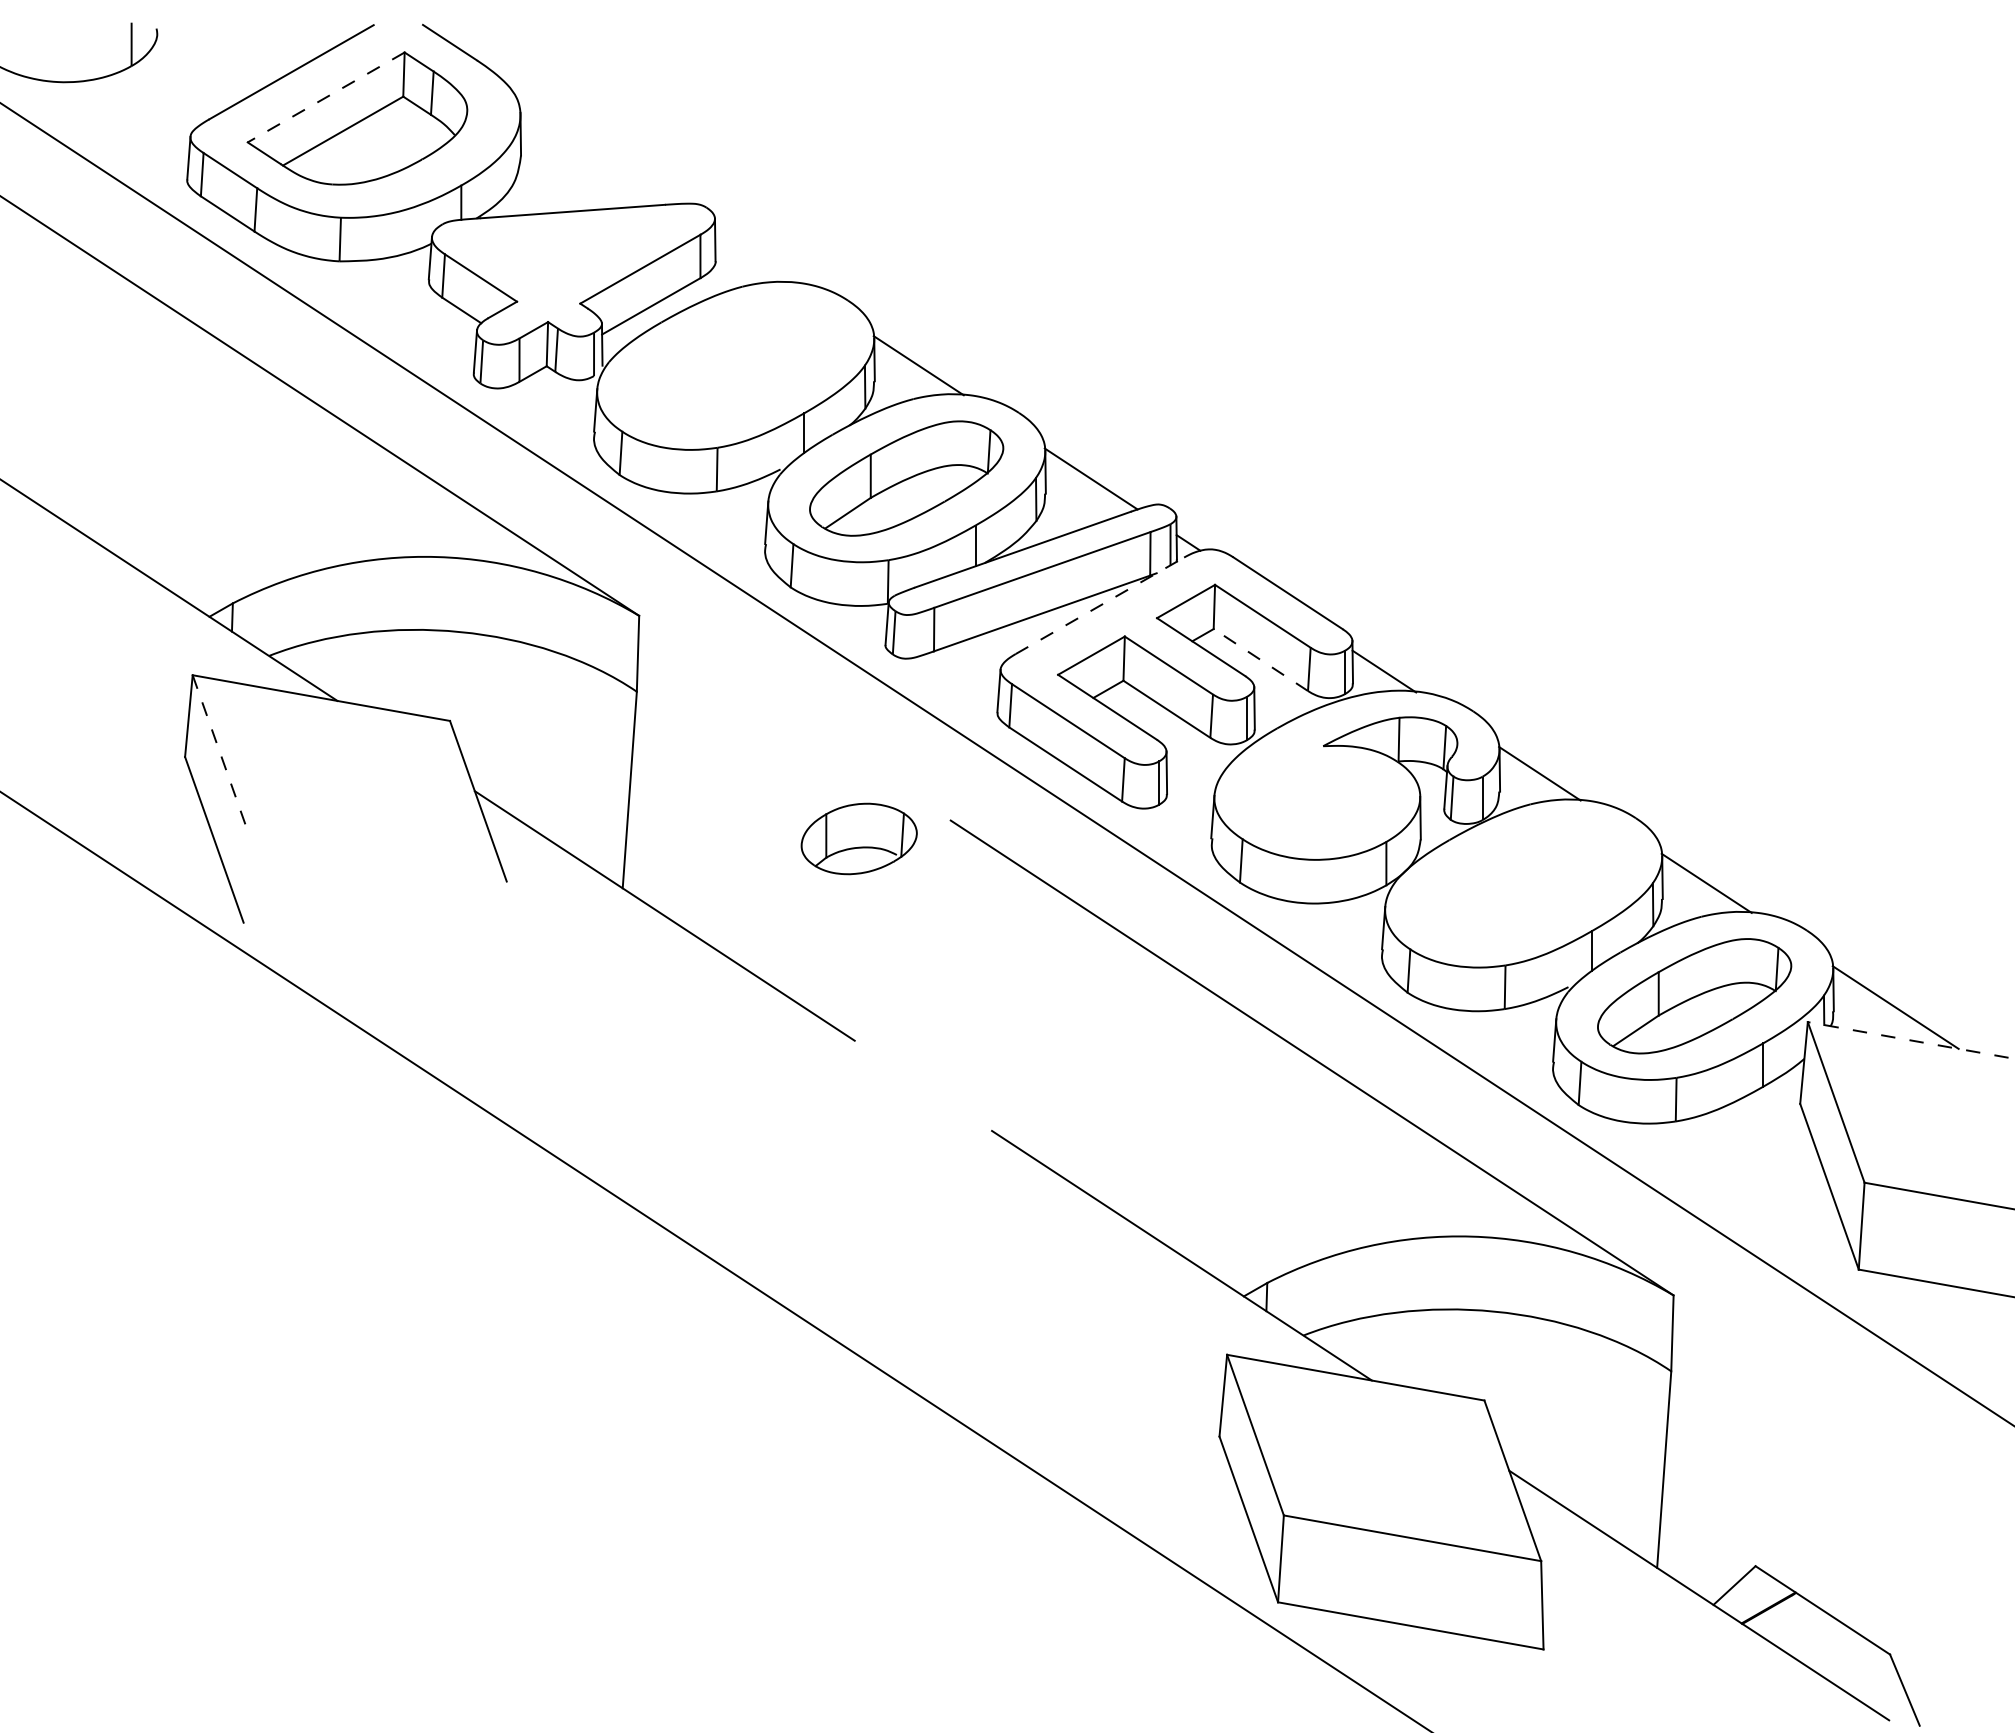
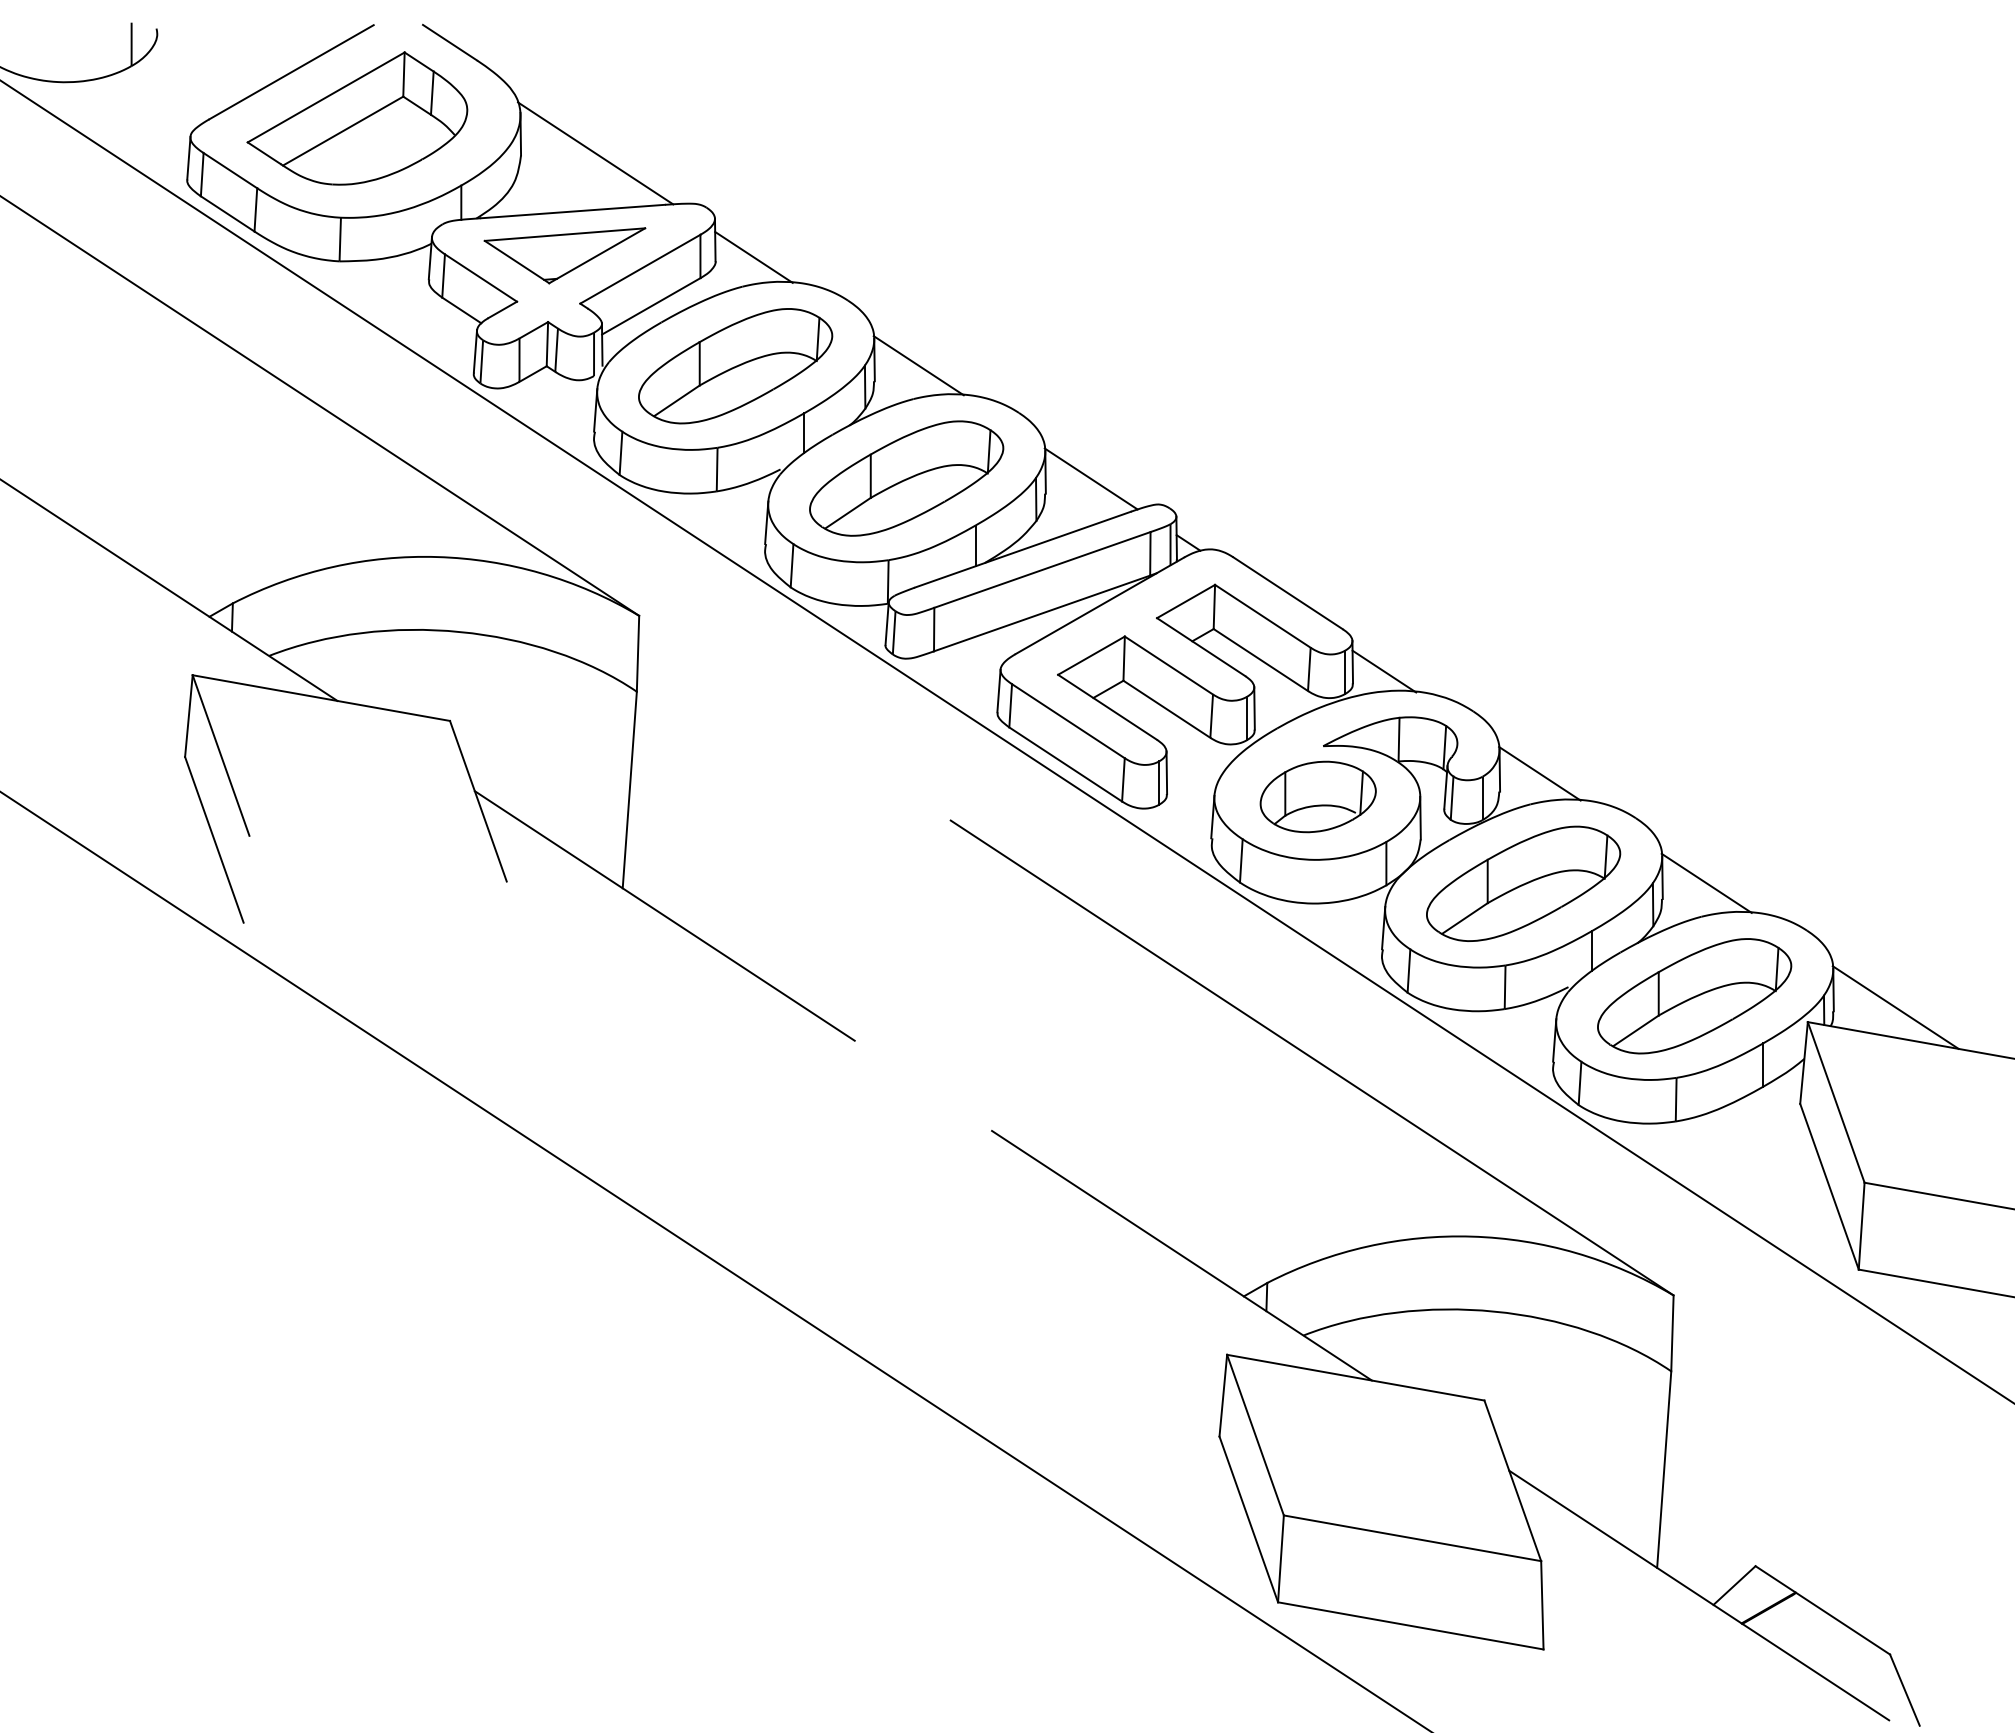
line: dashed -> solid (325, 97)
line: none -> present (595, 153)
part: none -> present (564, 255)
line: none -> present (753, 256)
part: none -> present (735, 366)
line: dashed -> solid (1100, 605)
line: dashed -> solid (1260, 659)
line: dashed -> solid (221, 756)
line position: (1006, 764) -> (1006, 741) (1006, 741)
part position: (858, 838) -> (1317, 796) (1317, 796)
part: none -> present (1523, 883)
line: dashed -> solid (1910, 1040)
